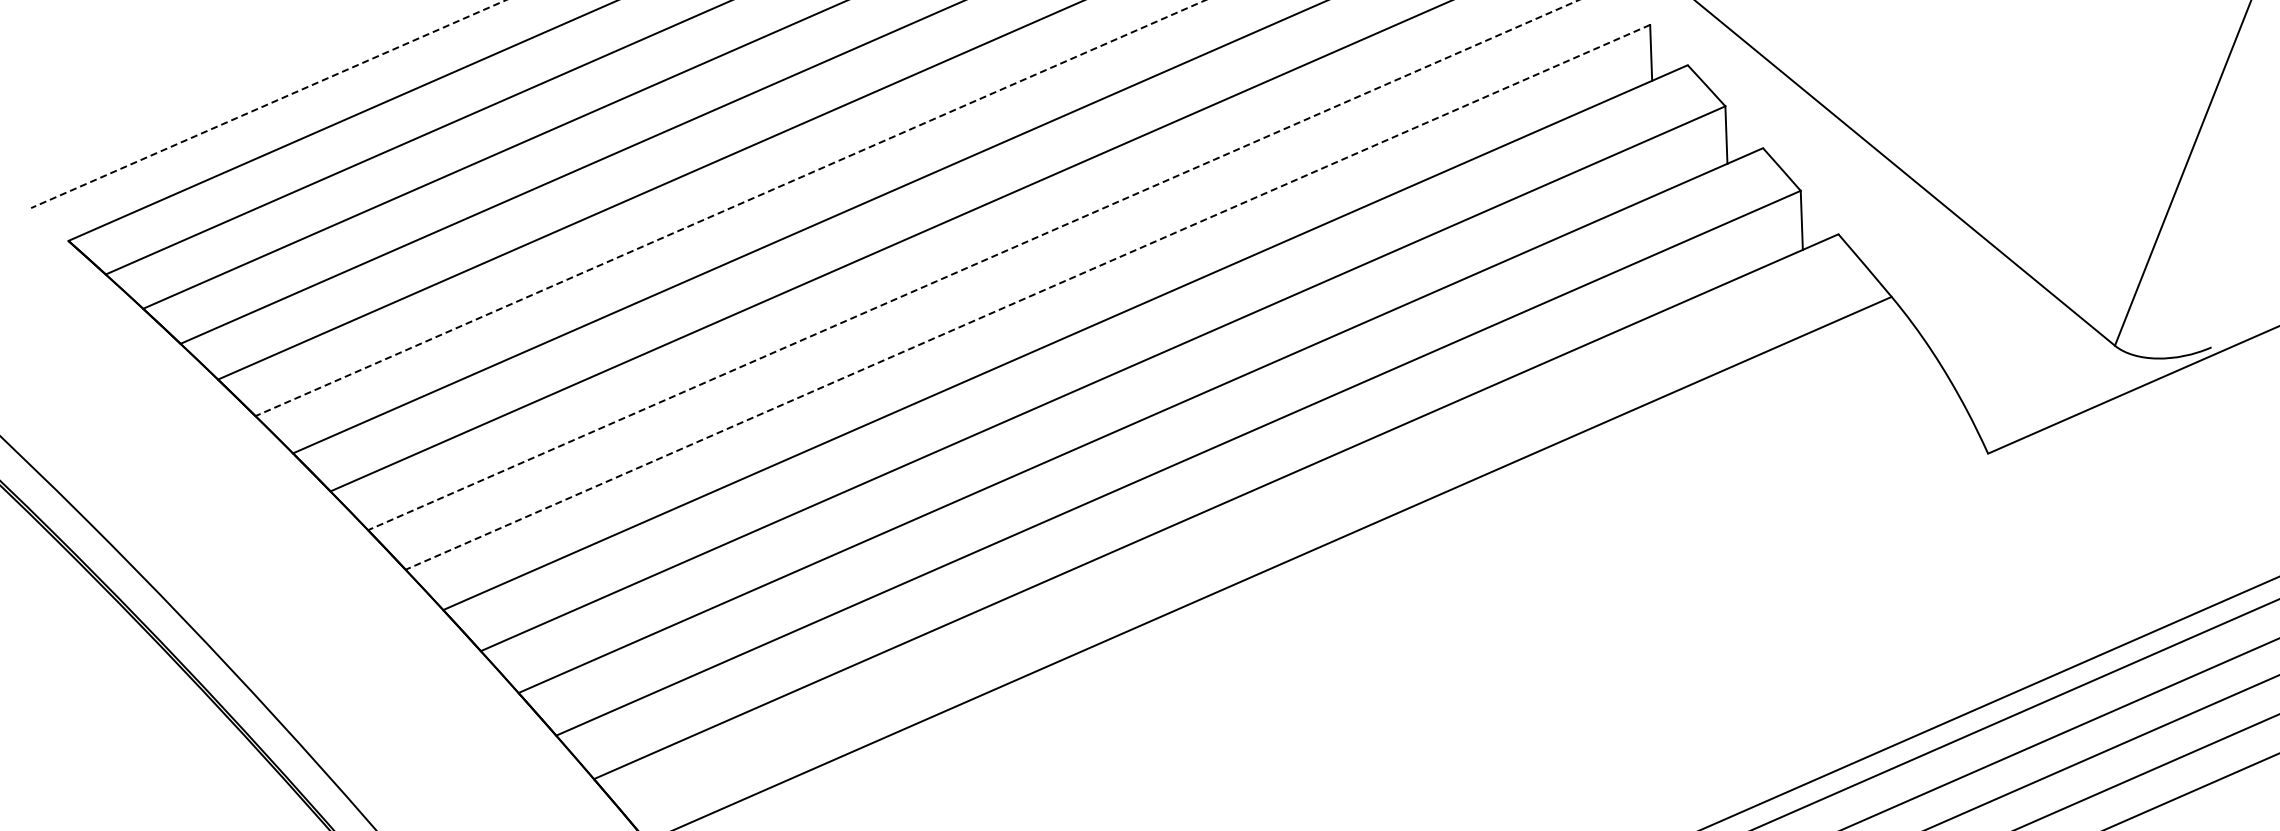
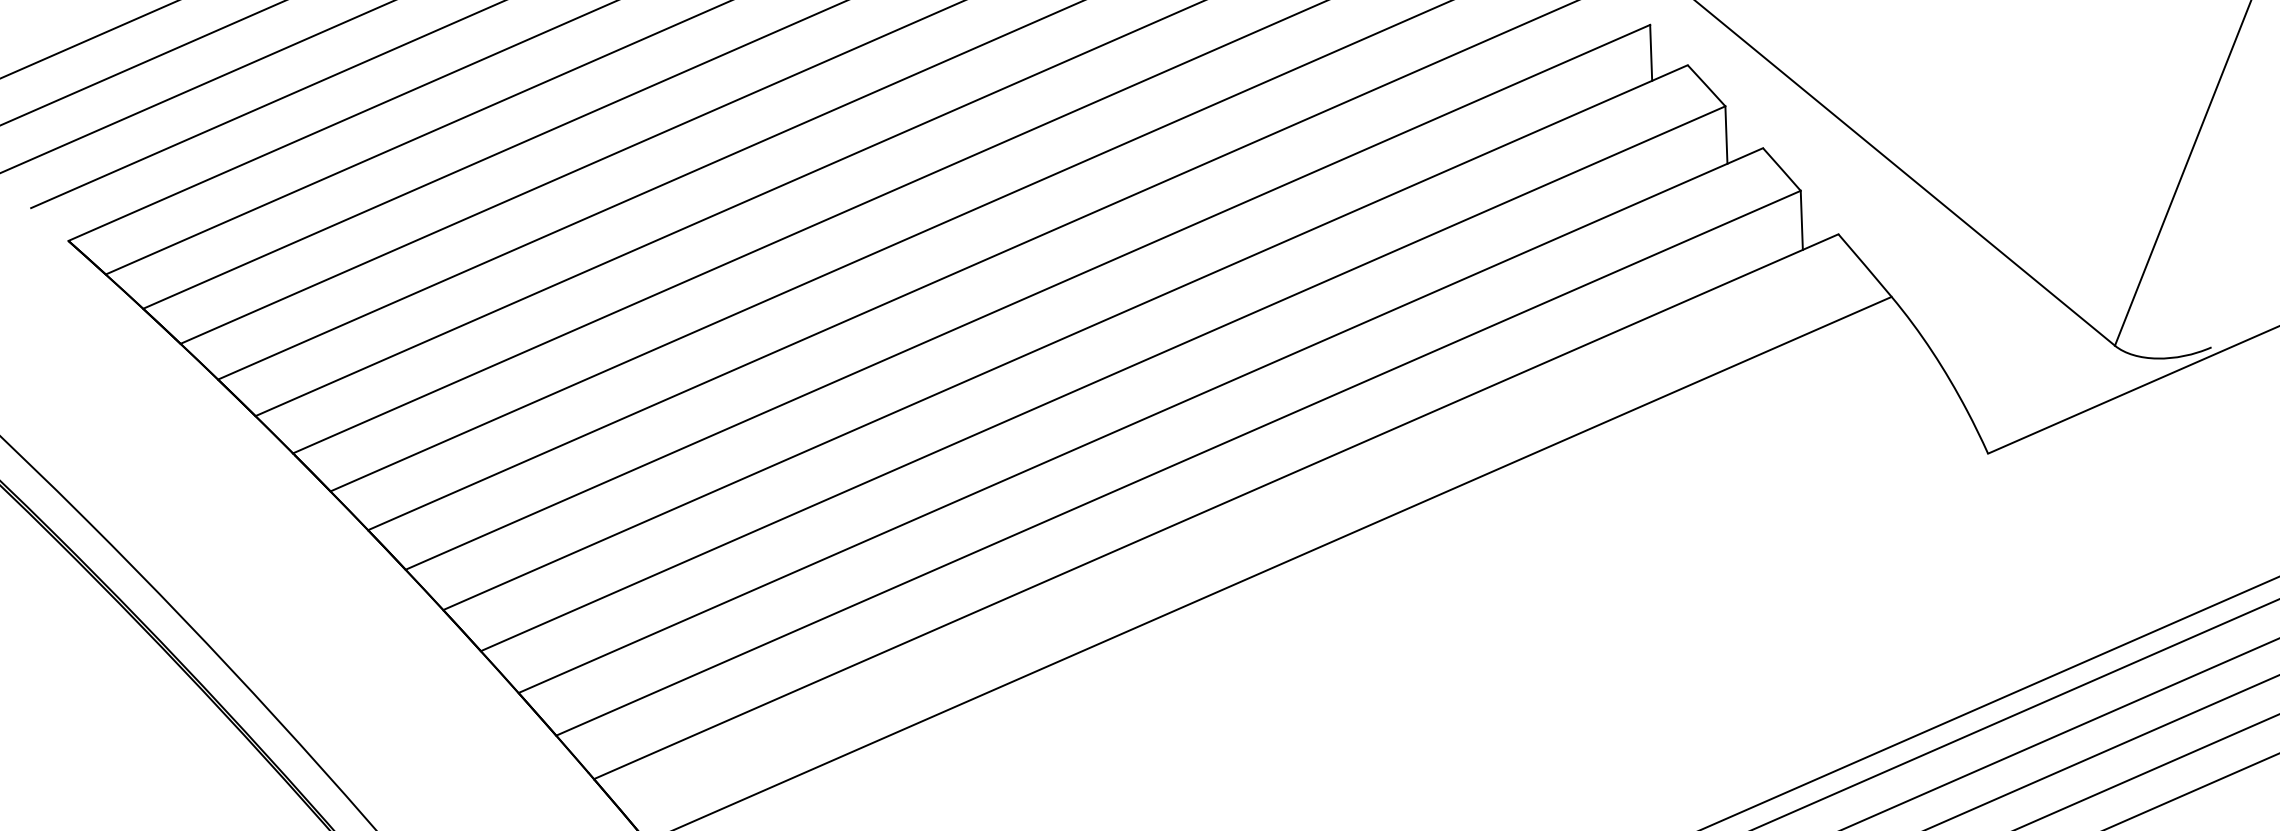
line: none -> present (88, 39)
line: none -> present (141, 63)
line: none -> present (196, 87)
line: dashed -> solid (268, 104)
line: dashed -> solid (730, 208)
line: dashed -> solid (973, 265)
line: dashed -> solid (1027, 297)
